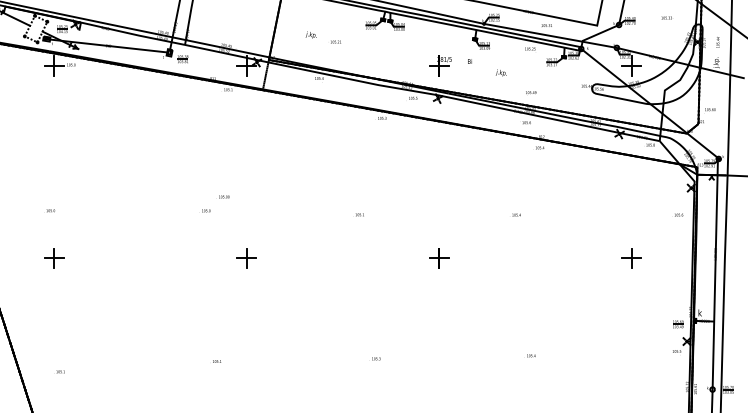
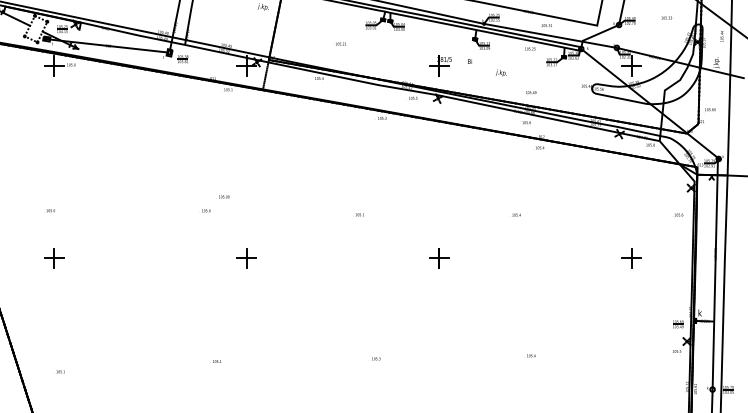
text position: (310, 34) -> (262, 6) (262, 6)
text position: (335, 41) -> (340, 43) (340, 43)
text position: (717, 42) -> (721, 36) (721, 36)
